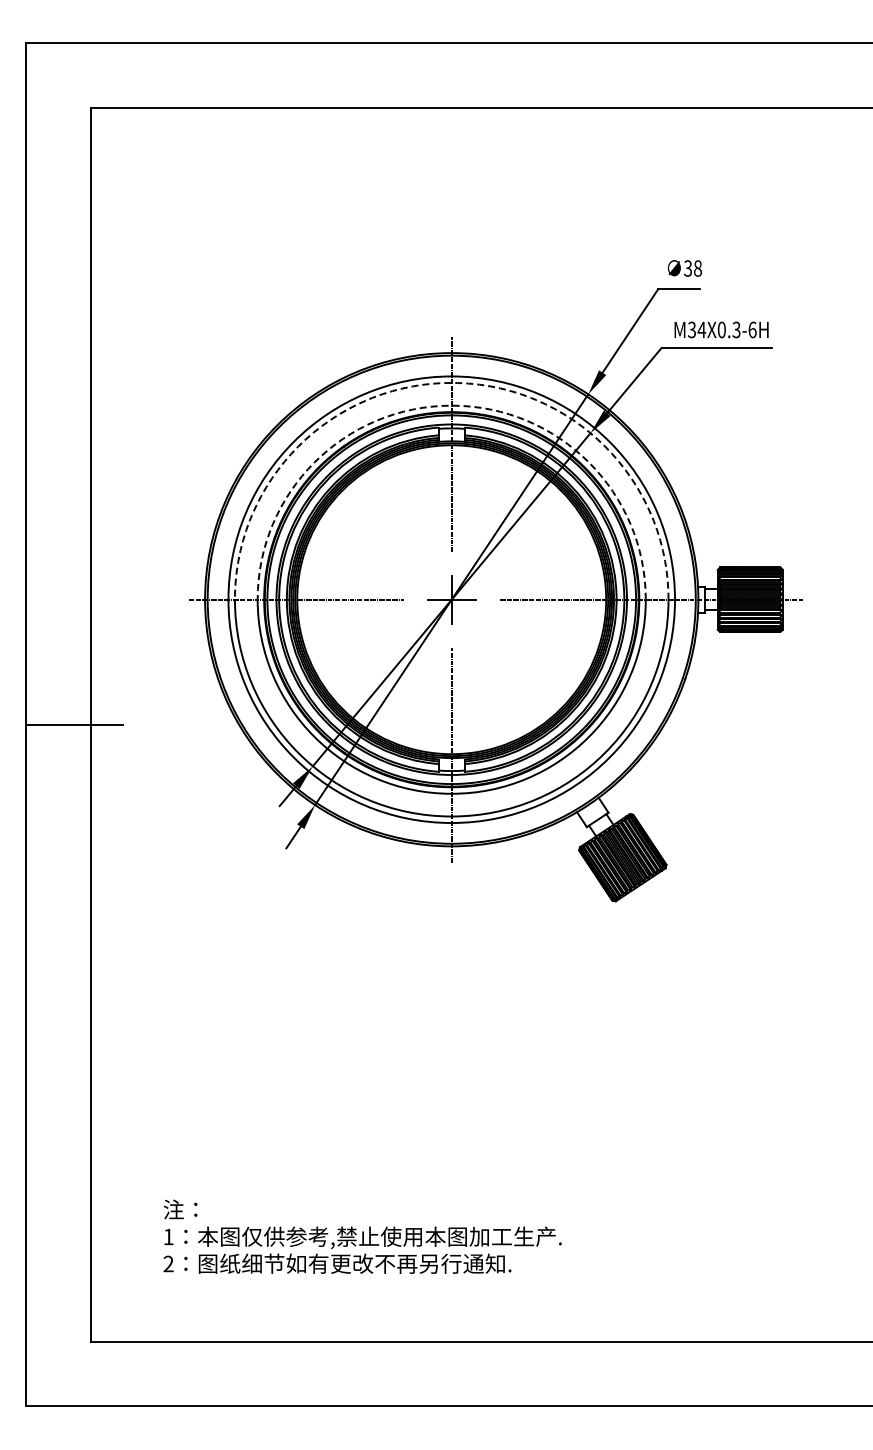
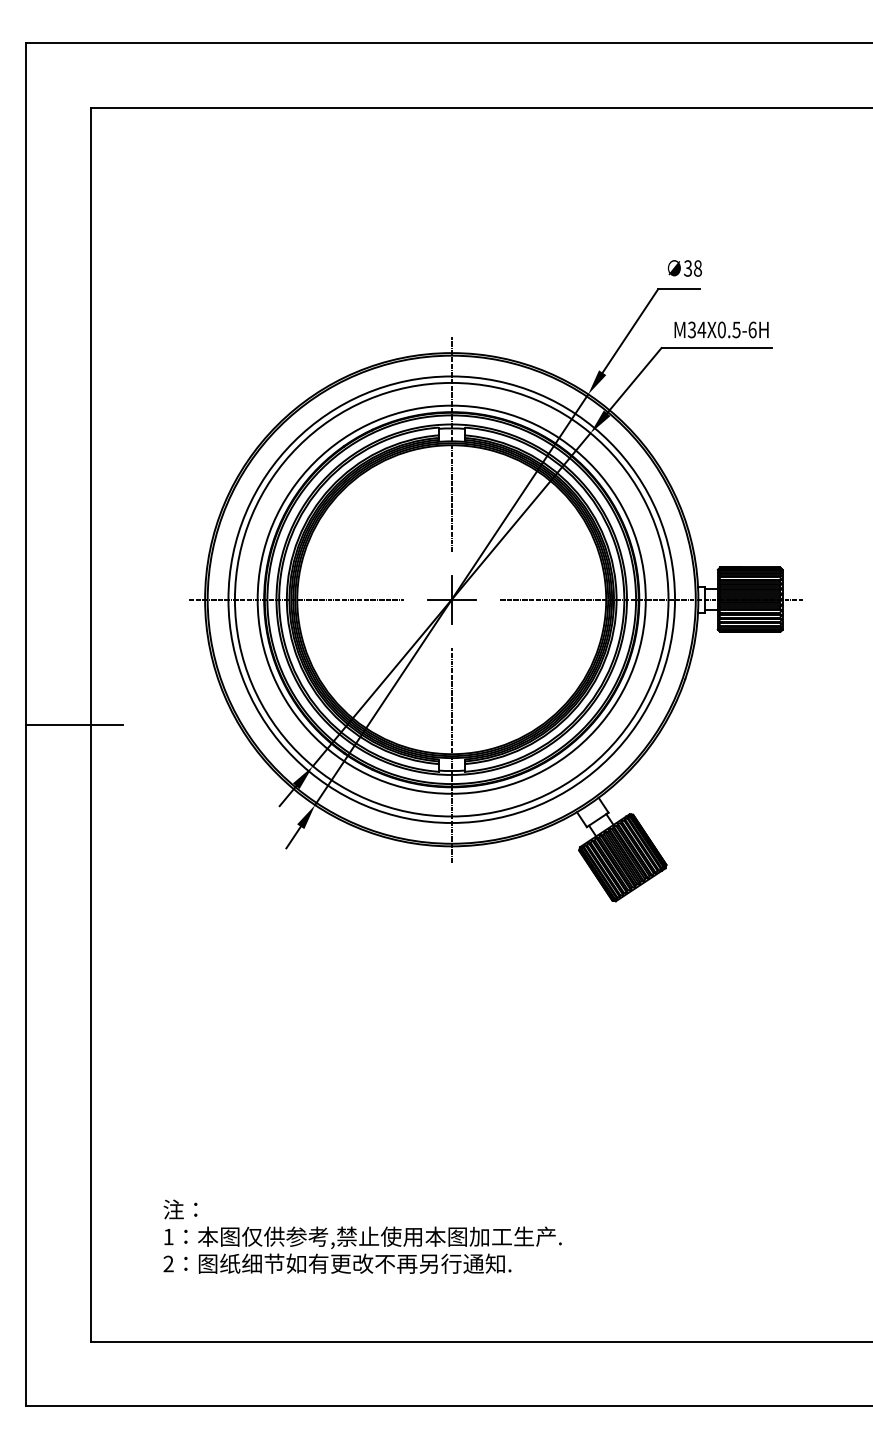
text: M34X0.3-6H -> M34X0.5-6H (736, 329)
arc: dashed -> solid (451, 382)
arc: dashed -> solid (451, 405)
